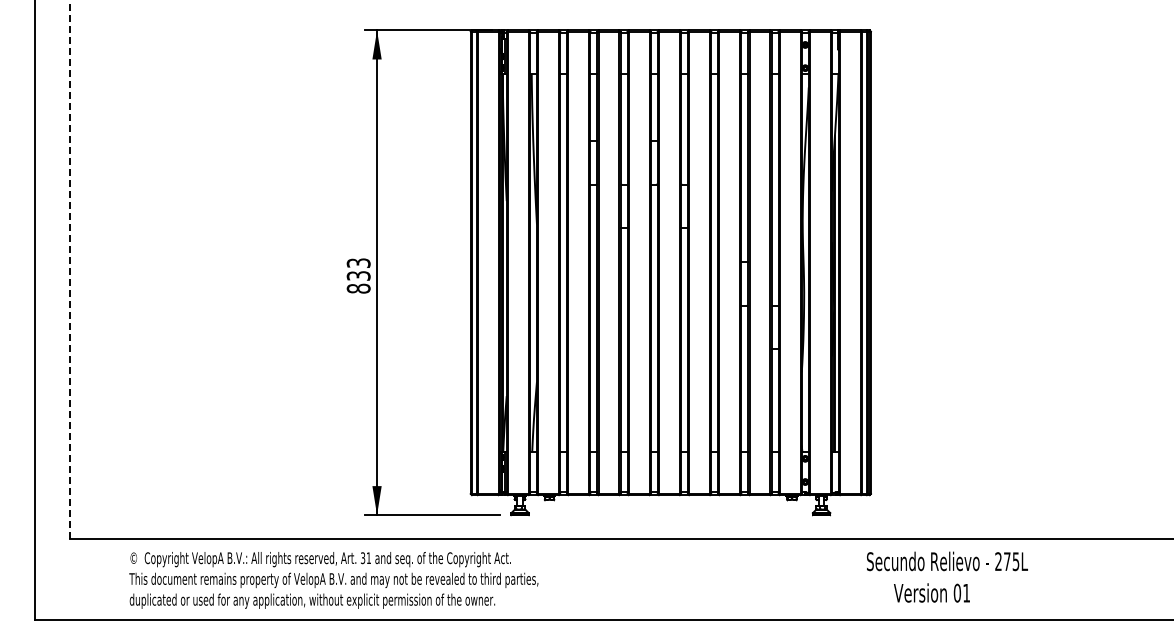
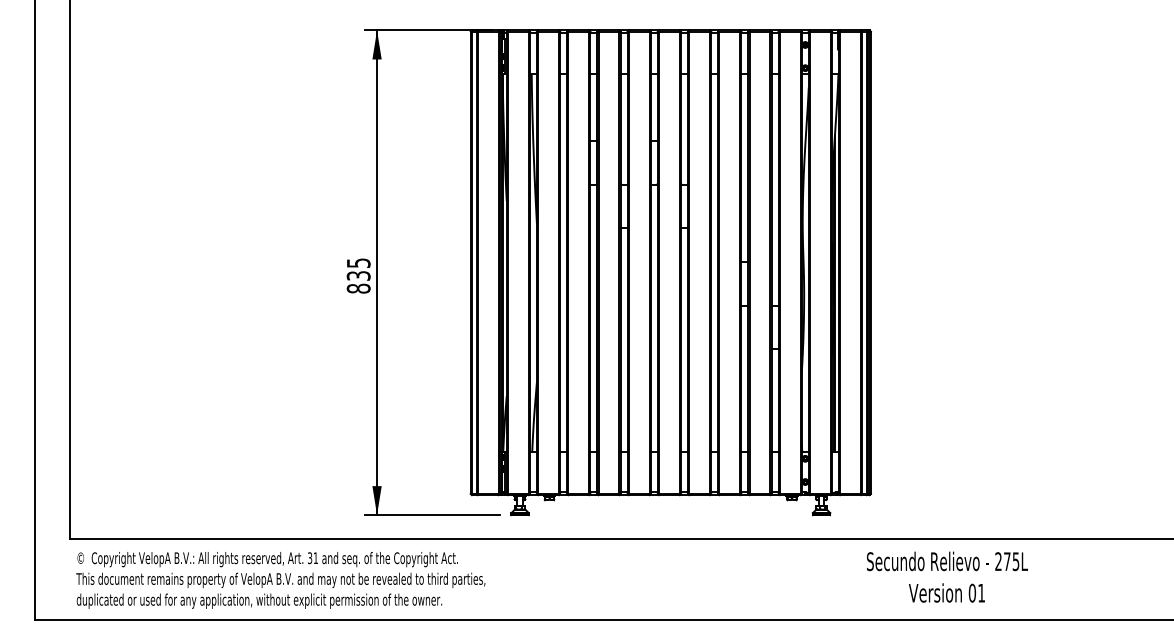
text: 833 -> 835 (357, 262)
line: dashed -> solid (70, 269)
text position: (333, 580) -> (280, 580) (280, 580)
text position: (931, 592) -> (946, 592) (946, 592)
